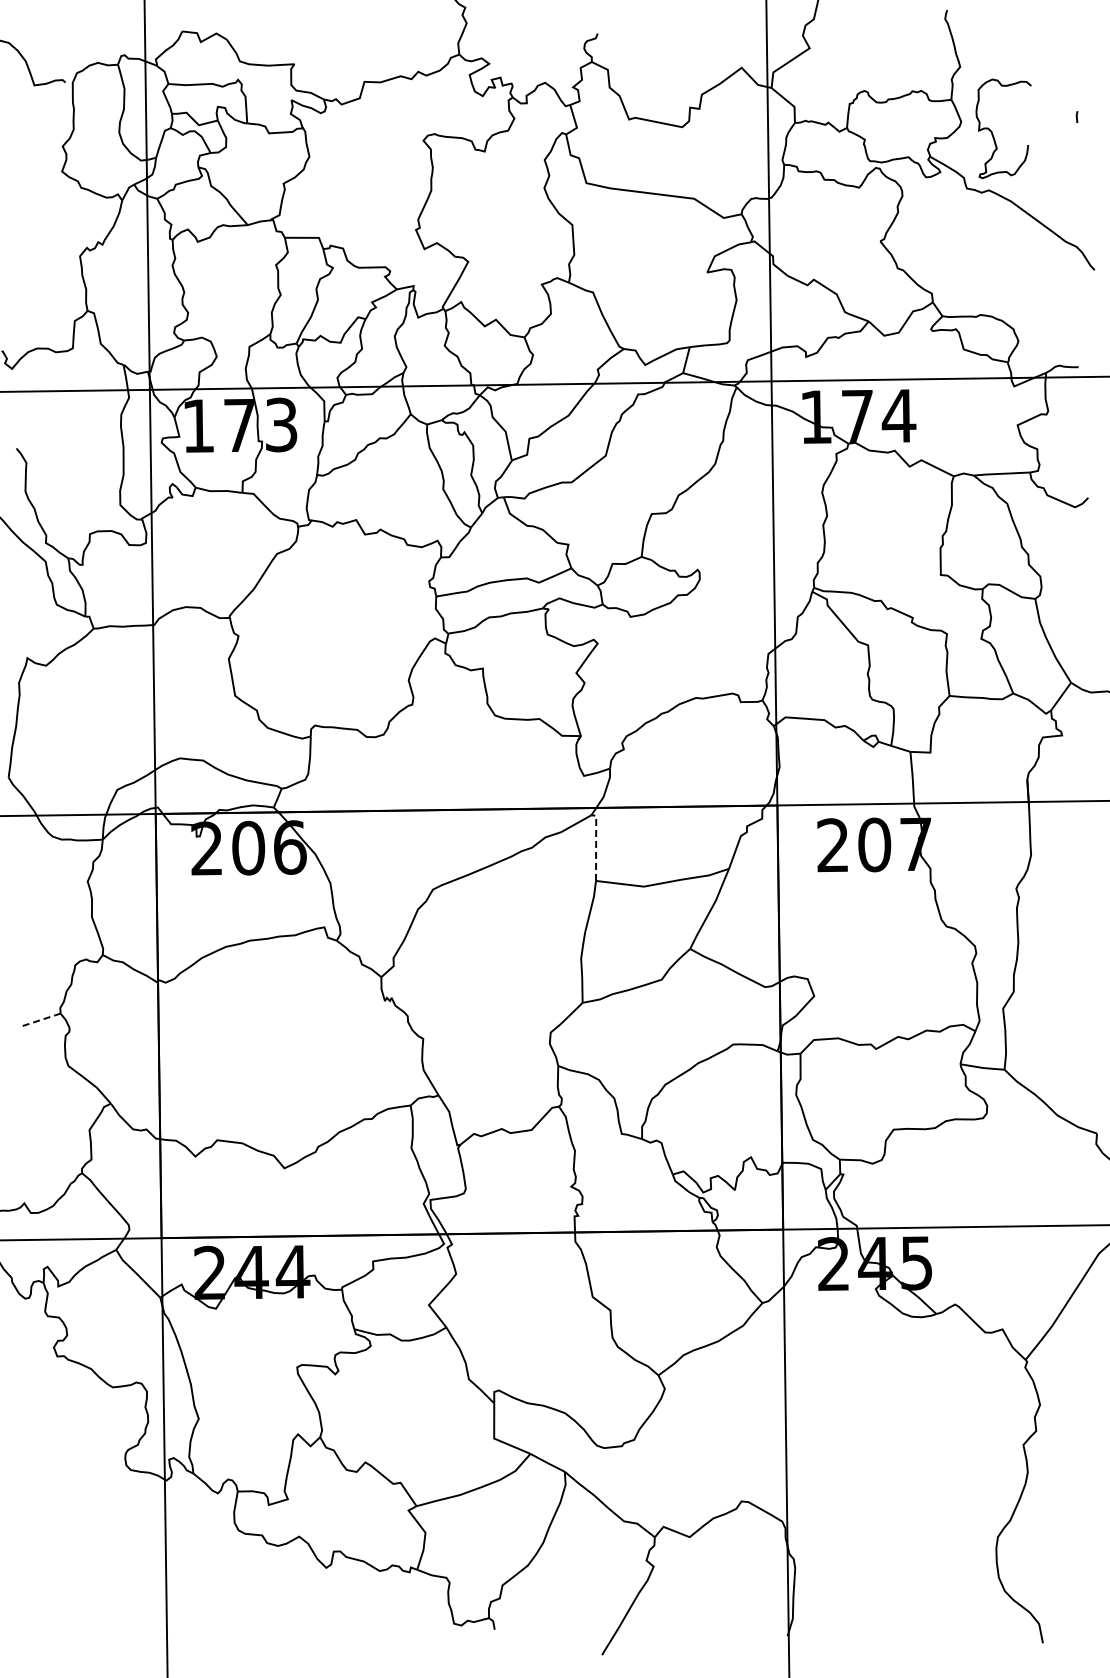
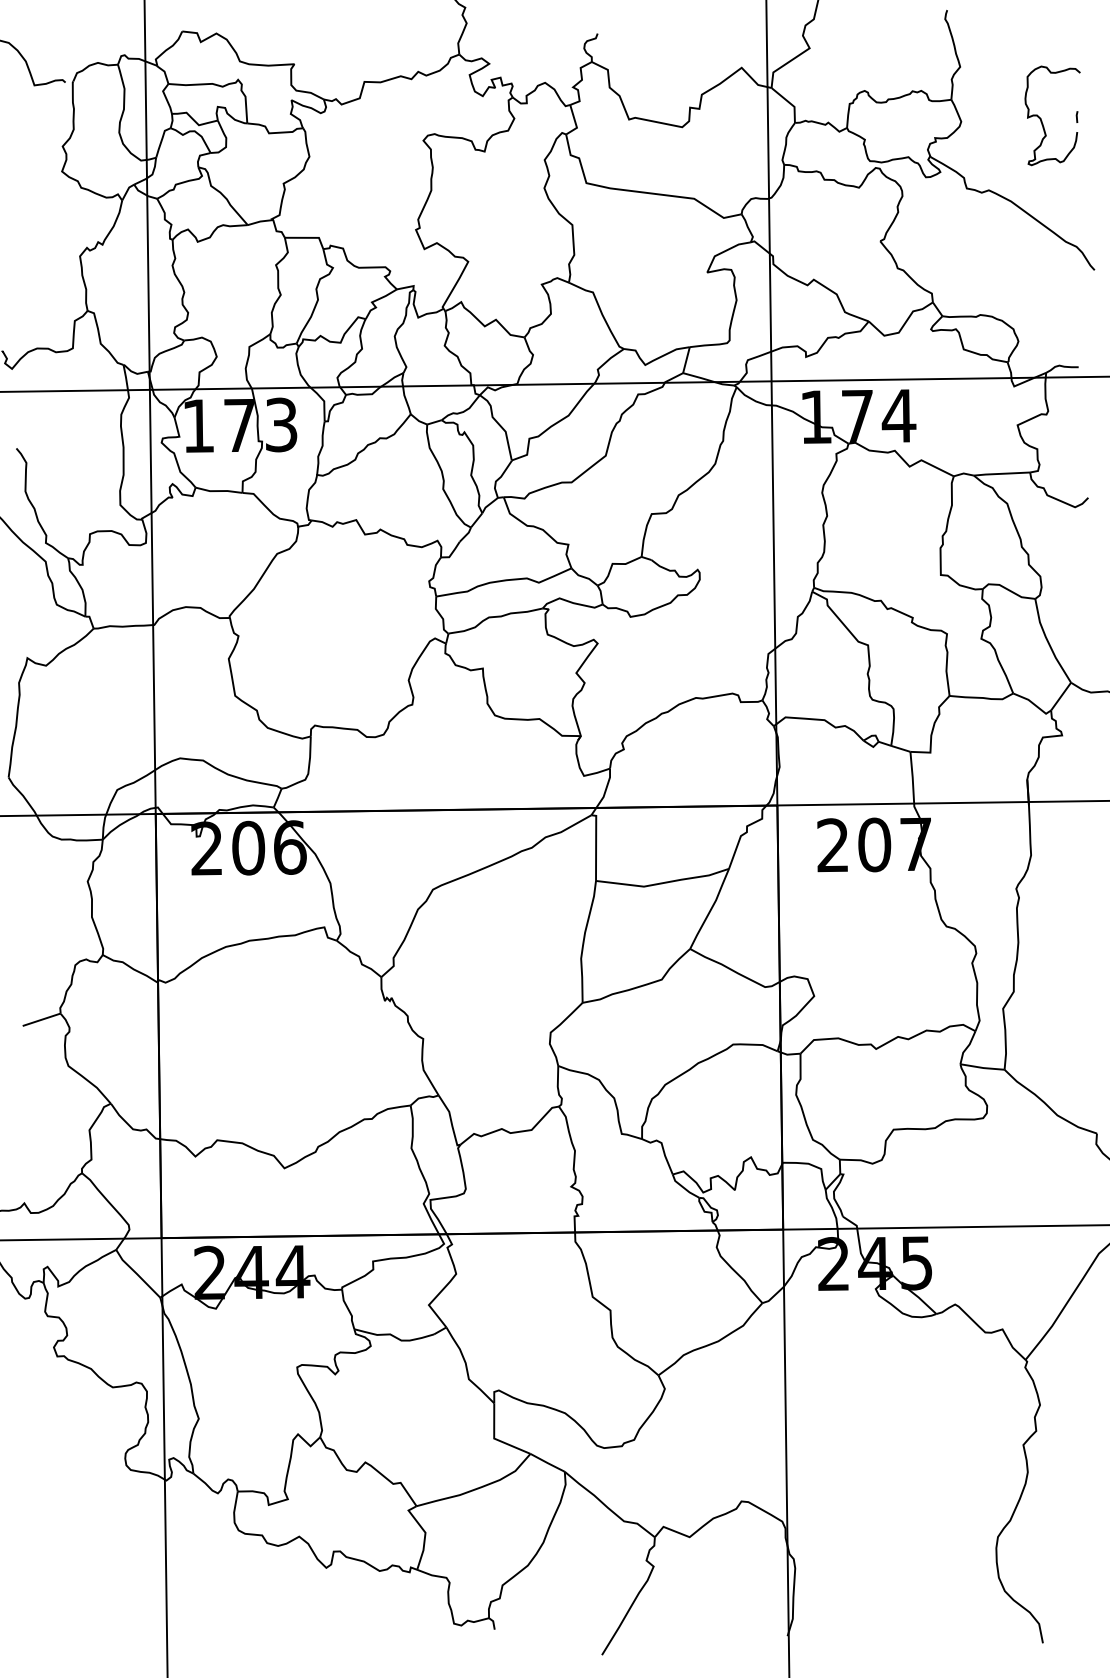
curve position: (993, 133) -> (1042, 120) (1042, 120)
line: dashed -> solid (596, 845)
line: dashed -> solid (41, 1019)
